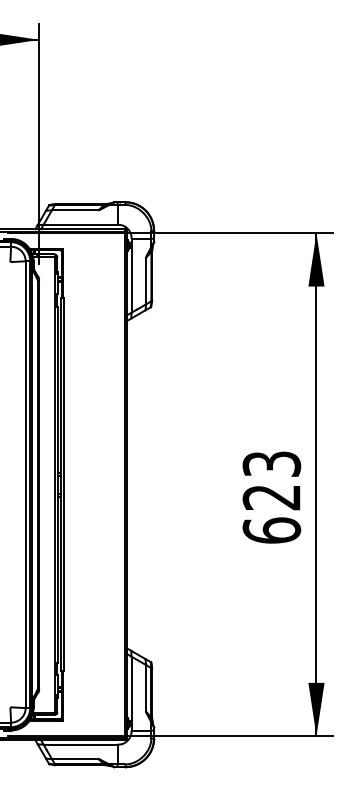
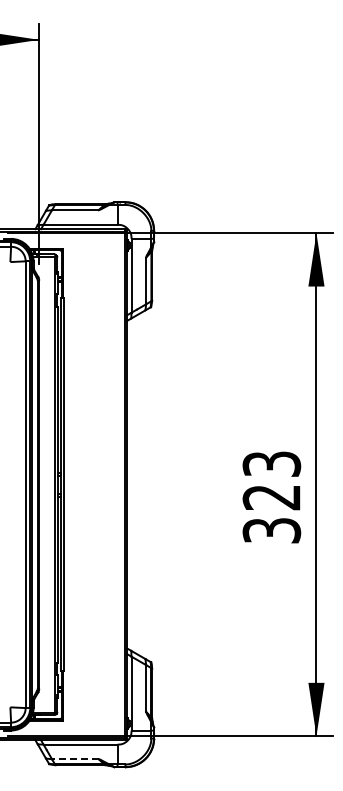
text: 623 -> 323 (271, 530)
line: solid -> dashed (74, 759)
